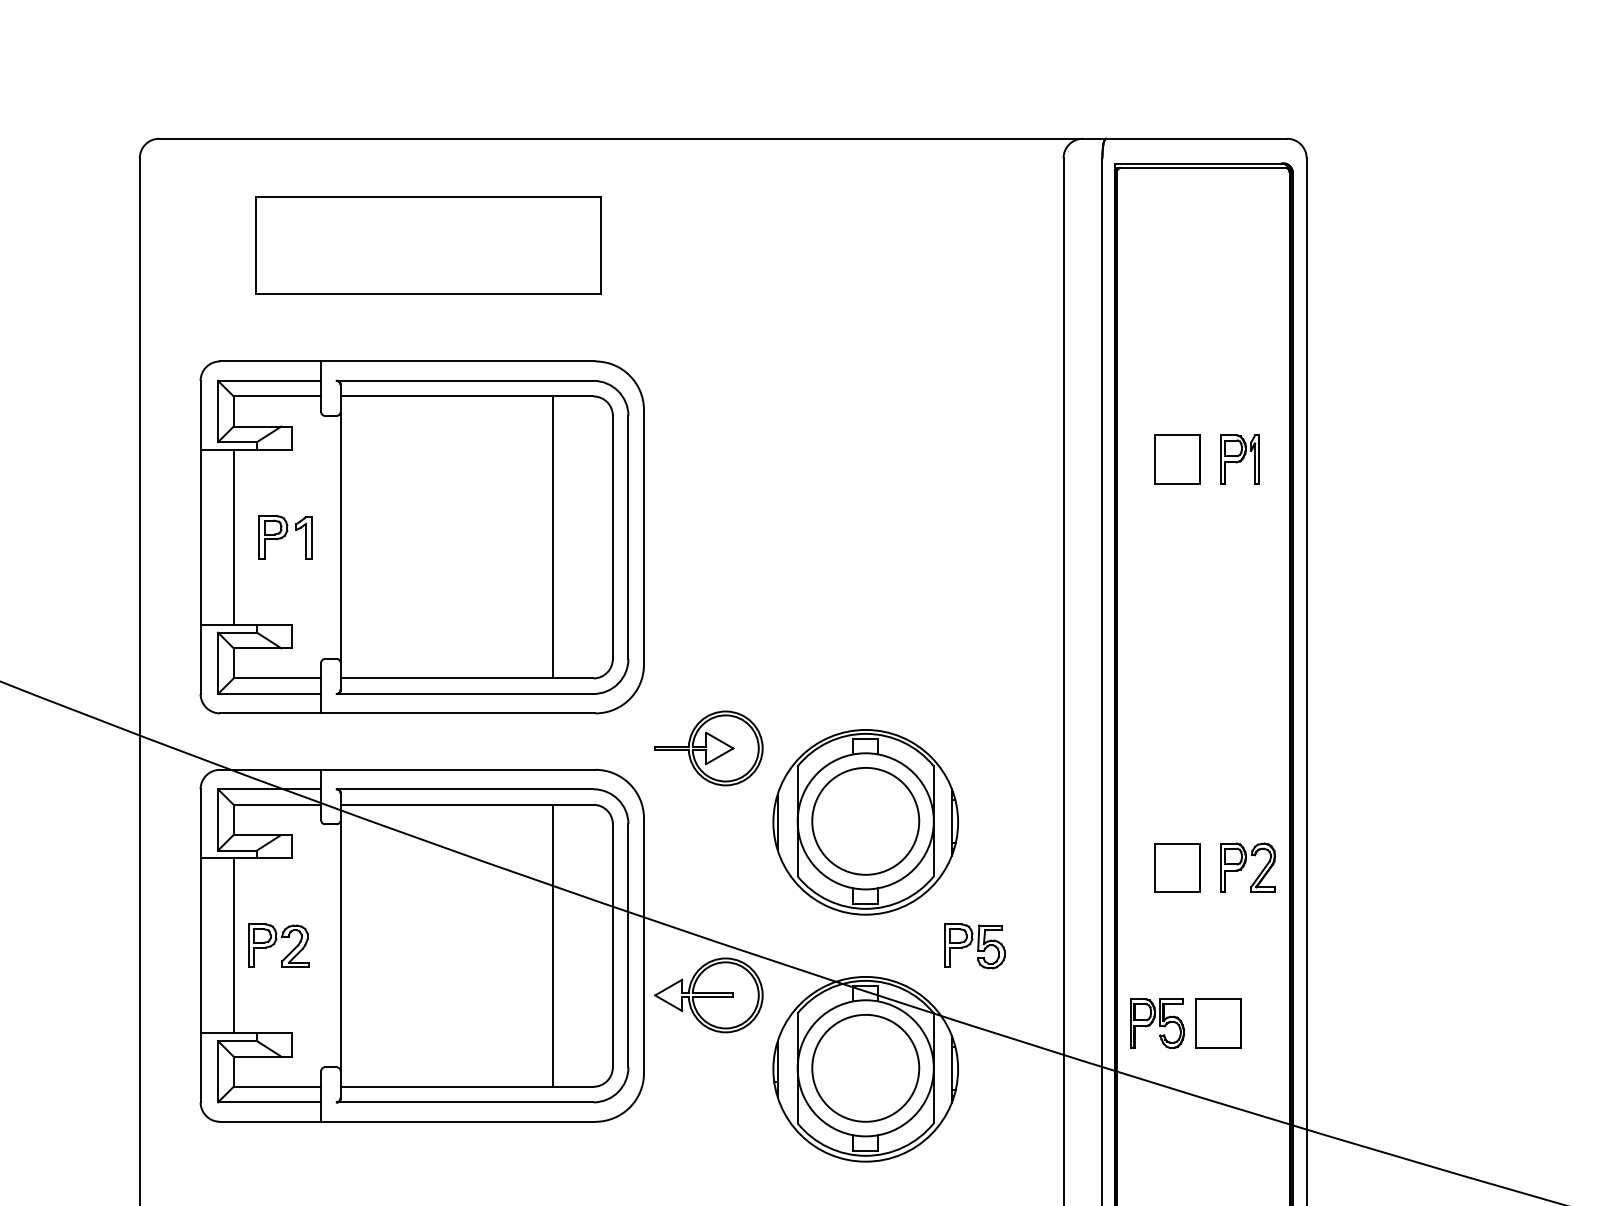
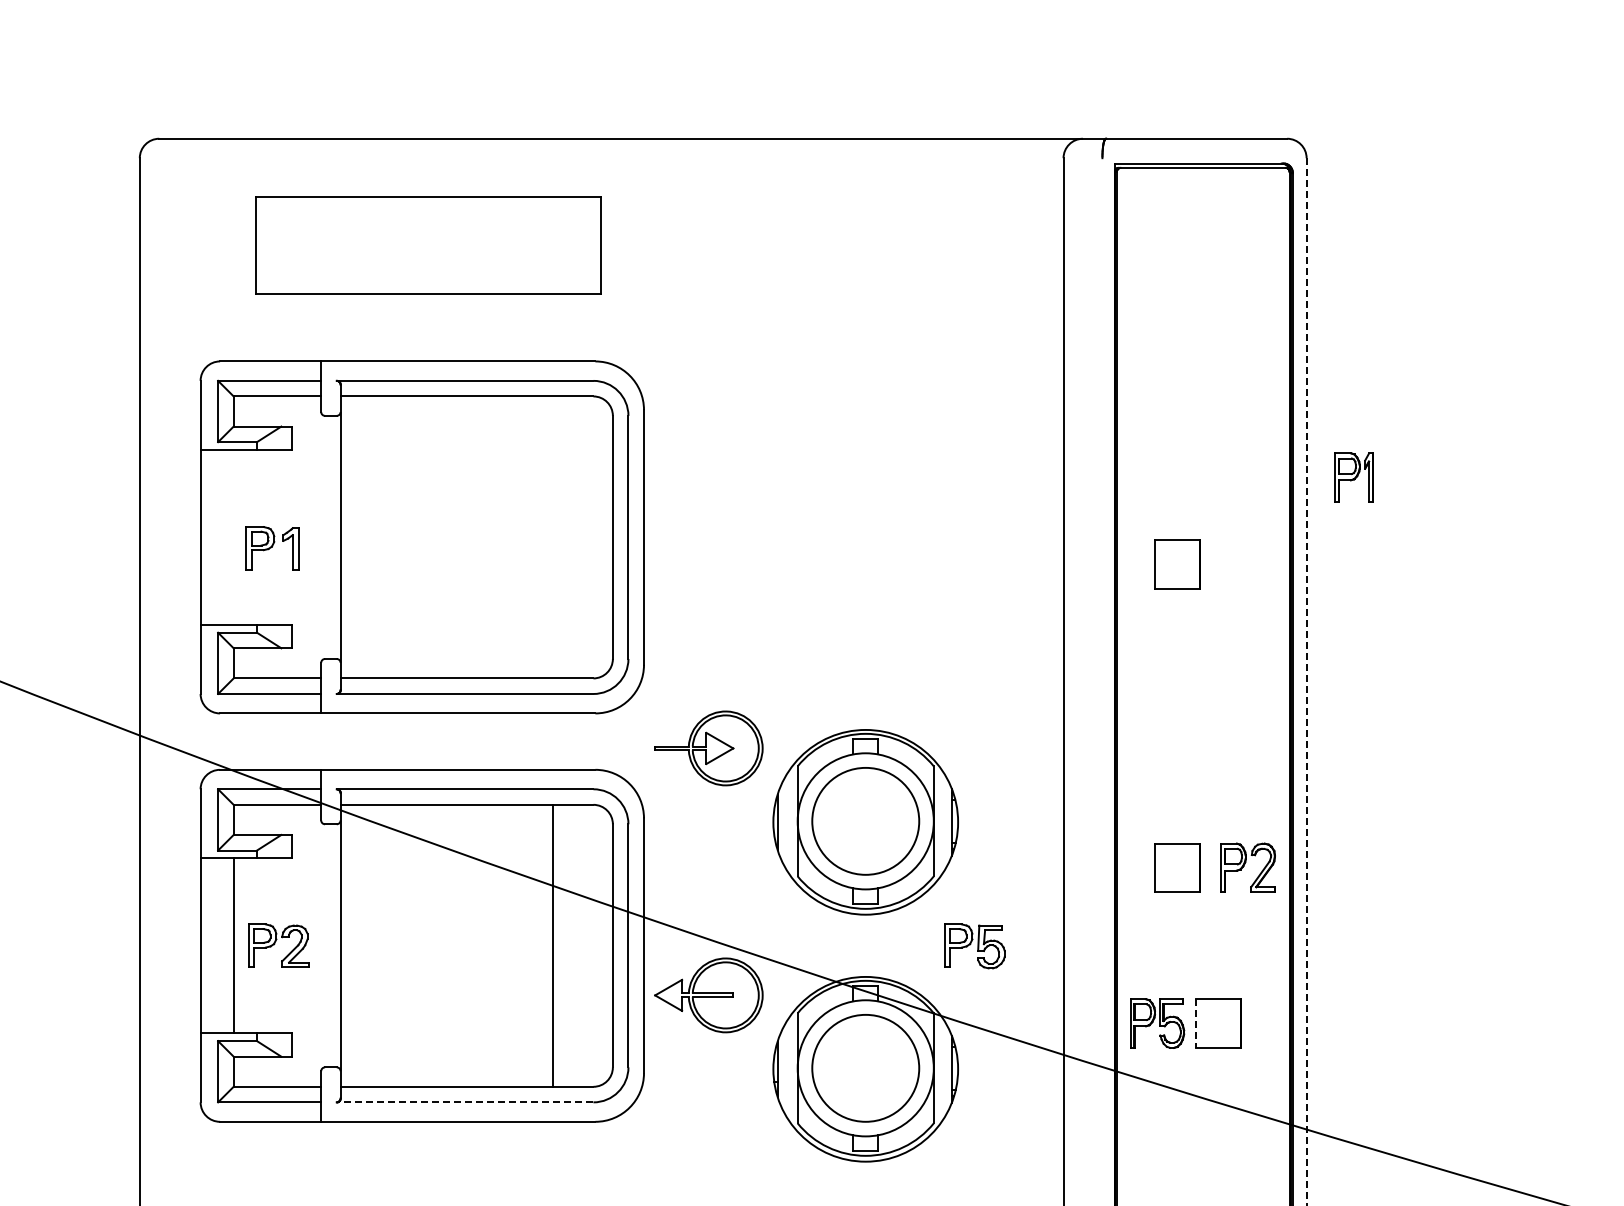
part position: (1177, 459) -> (1177, 564) (1177, 564)
part position: (1239, 459) -> (1353, 477) (1353, 477)
line: present -> none (233, 536)
part position: (285, 537) -> (272, 548) (272, 548)
line: present -> none (552, 537)
line: present -> none (1102, 680)
line: solid -> dashed (1306, 682)
line: solid -> dashed (1195, 1024)
line: solid -> dashed (464, 1102)
